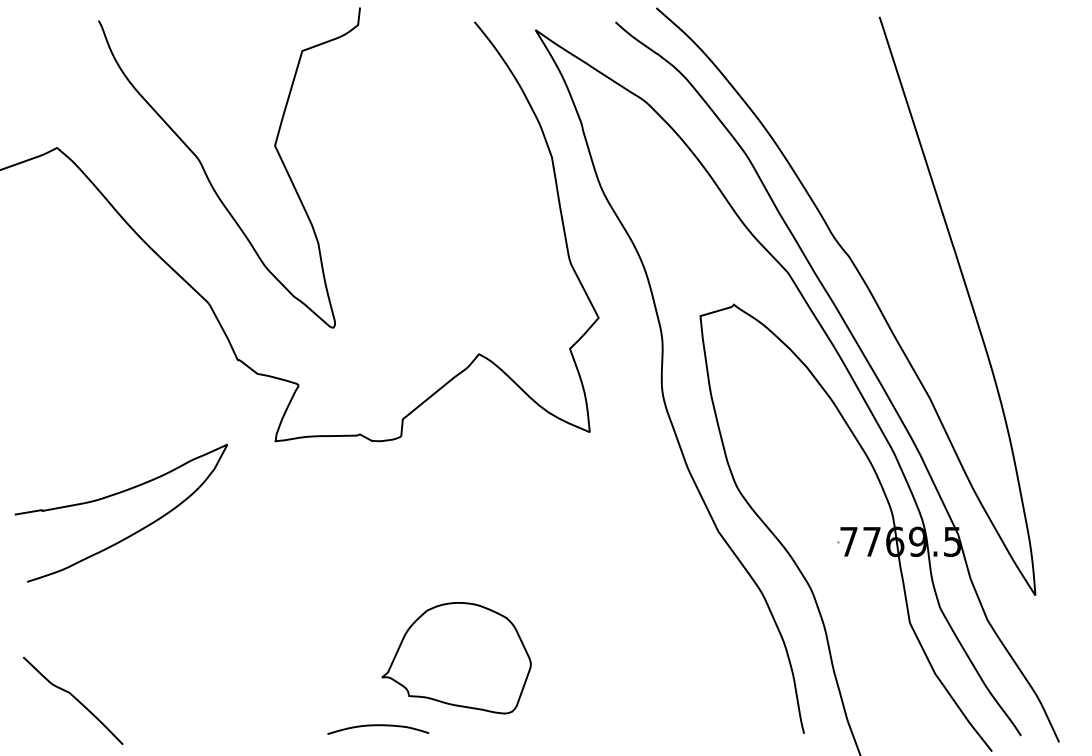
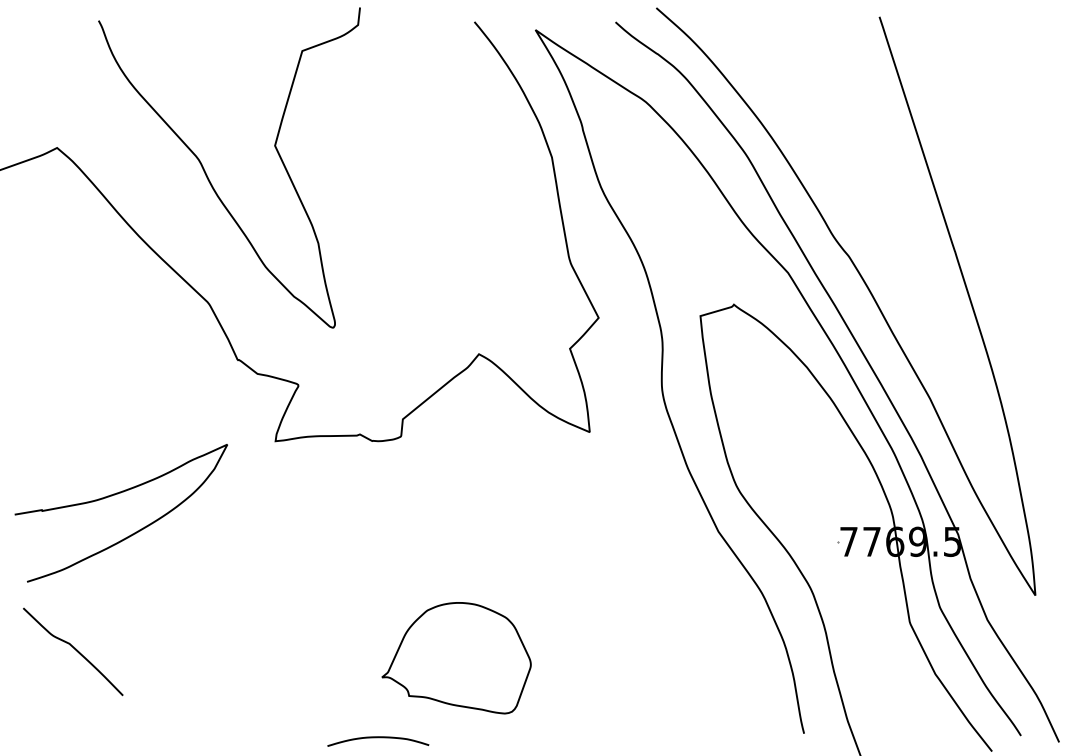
curve position: (74, 698) -> (74, 649) (74, 649)
curve position: (378, 726) -> (378, 738) (378, 738)
